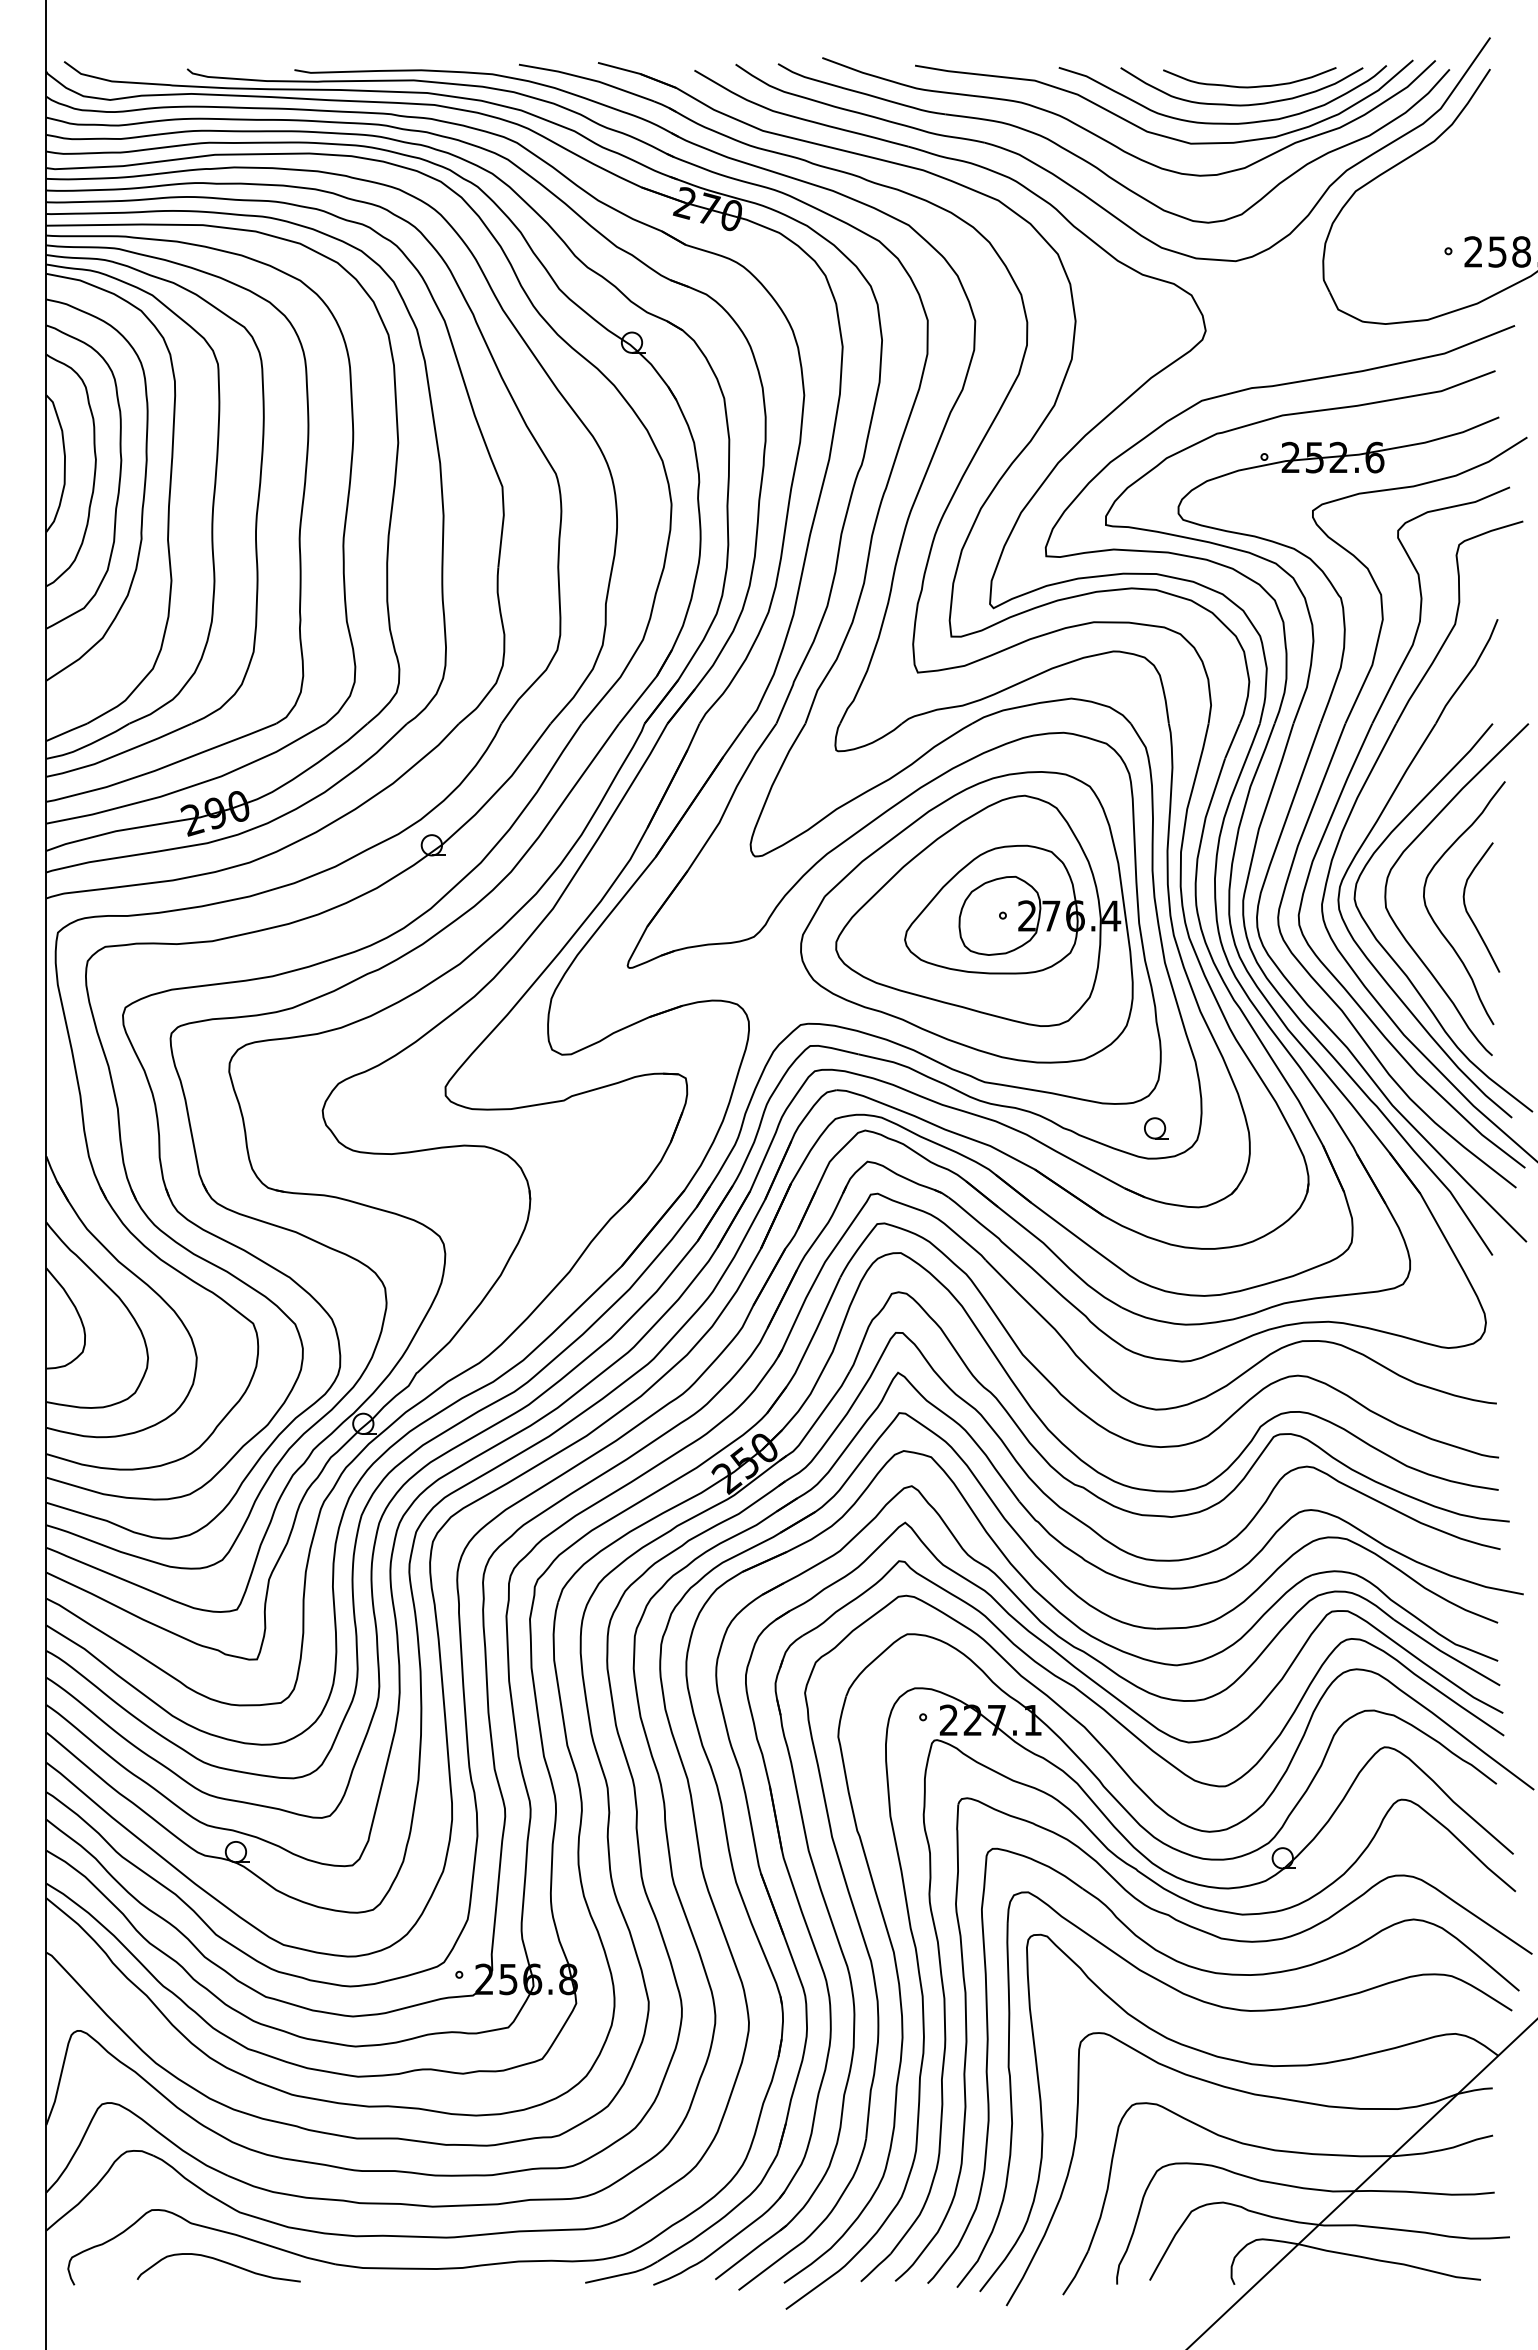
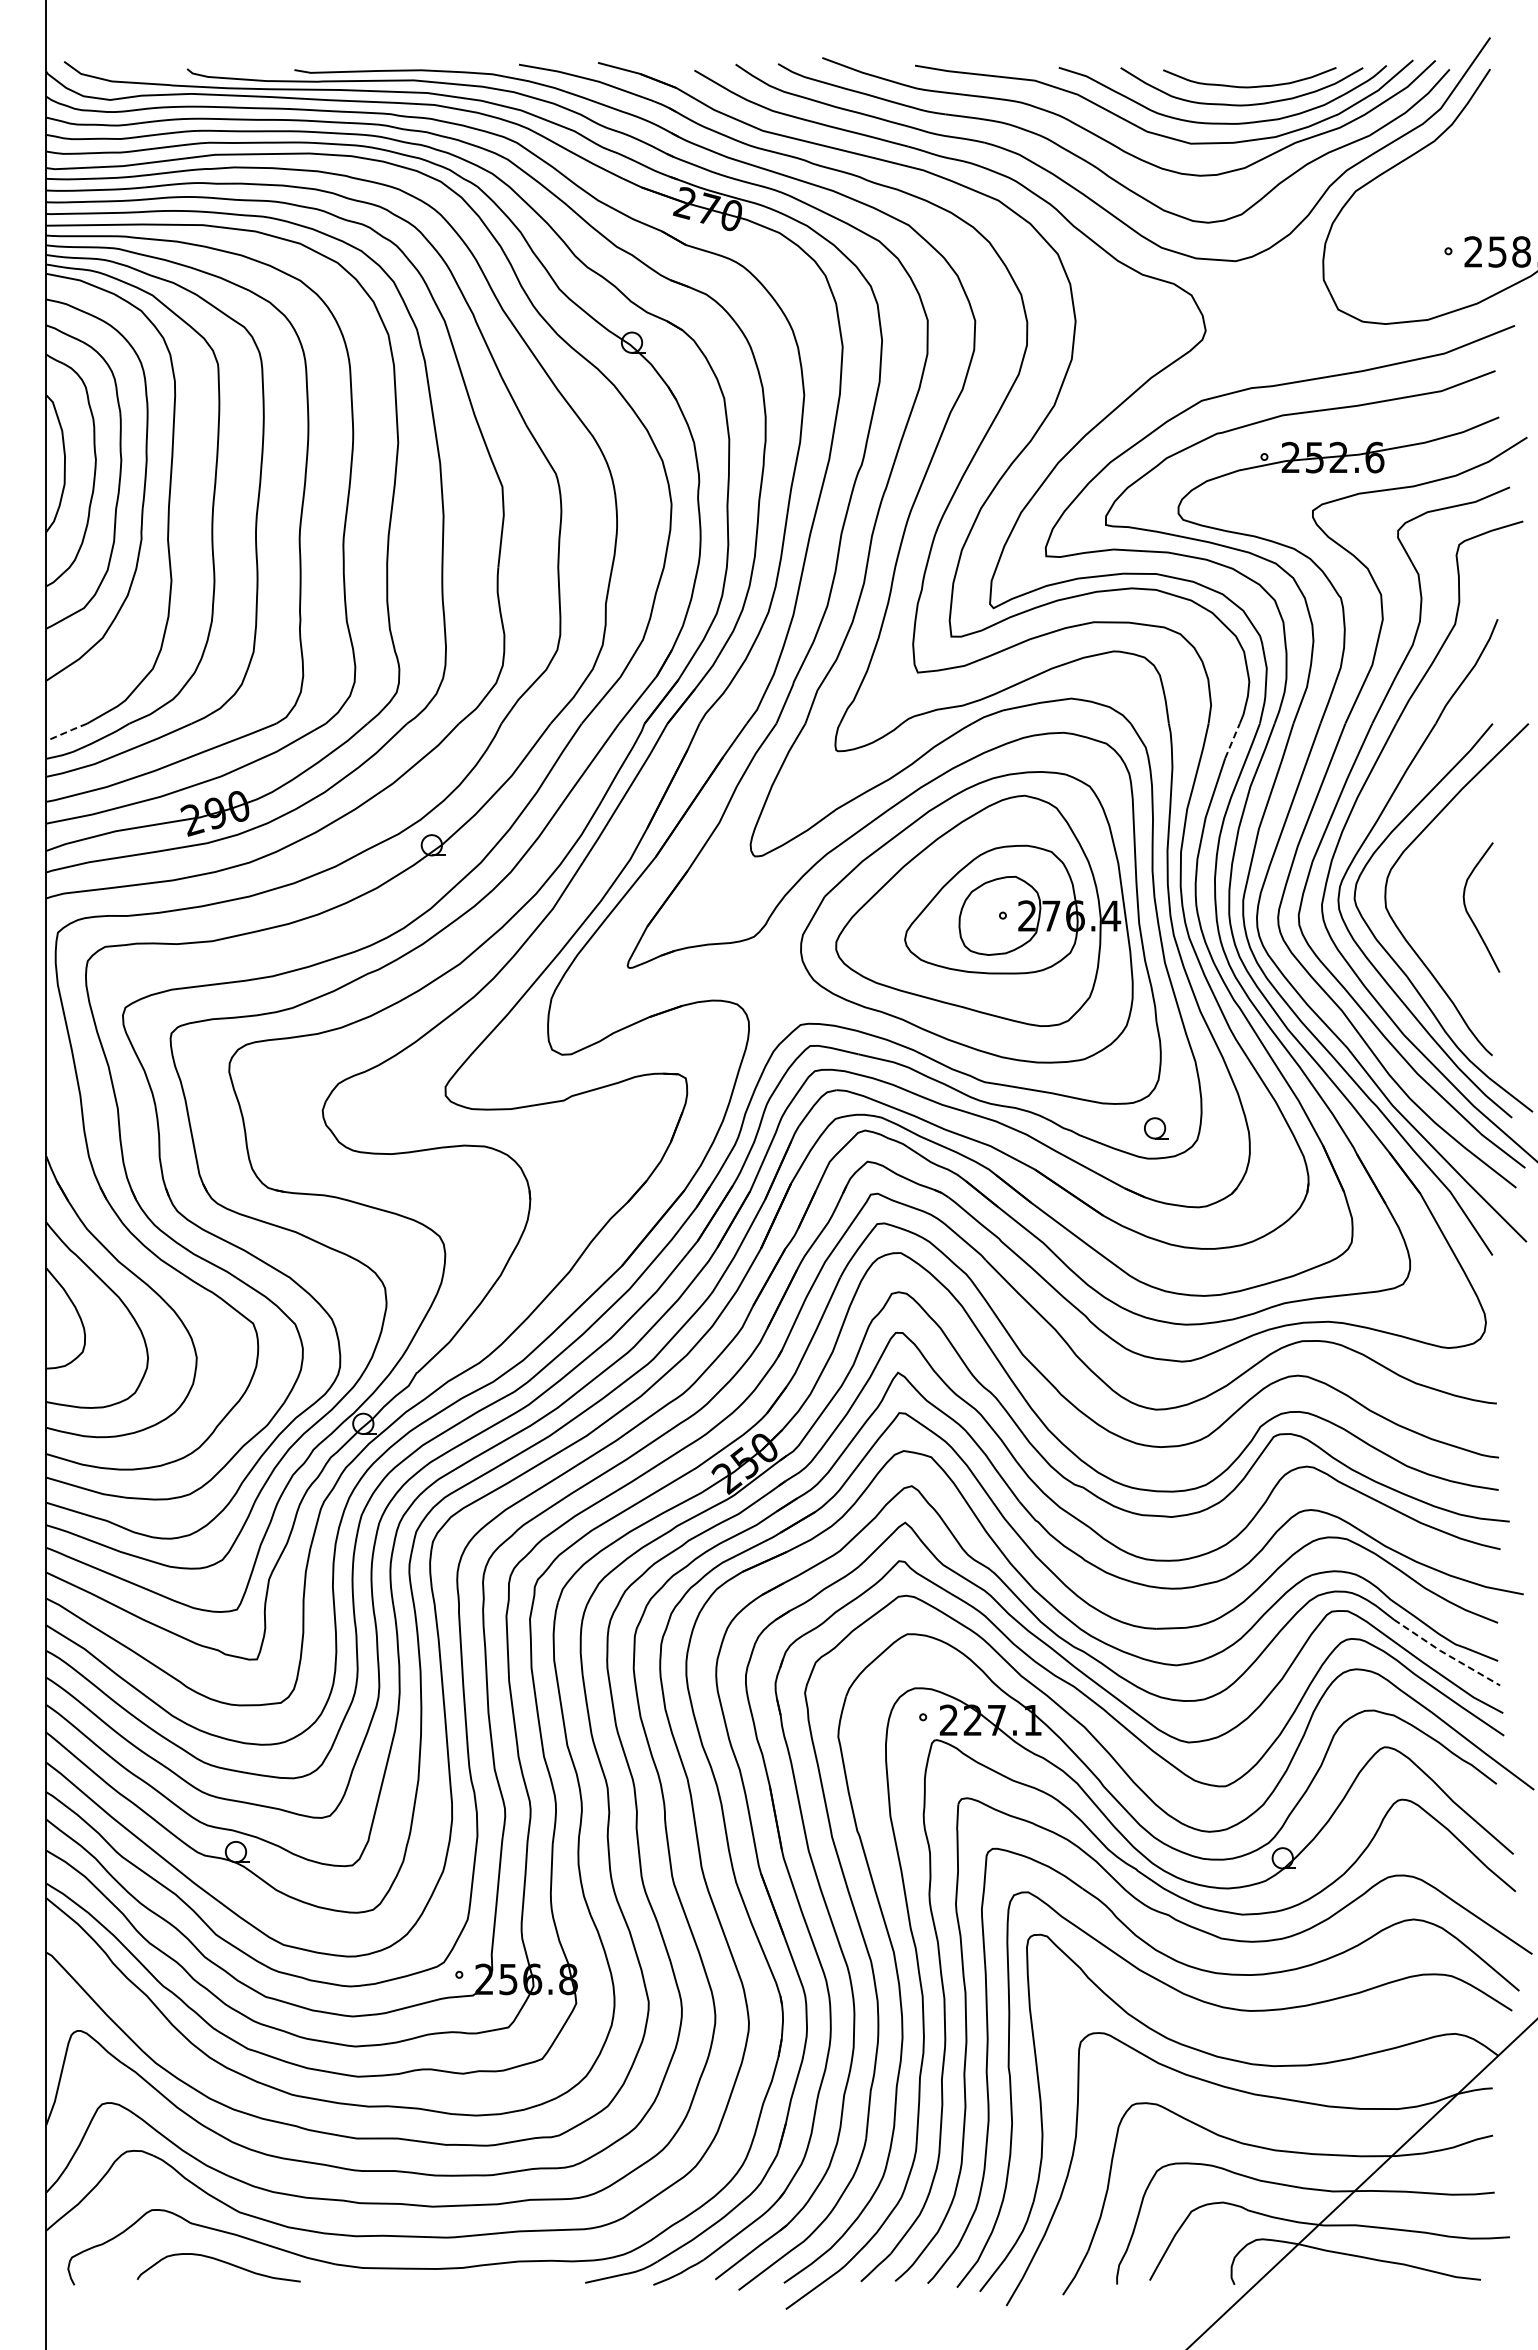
line: solid -> dashed (66, 732)
line: solid -> dashed (1232, 741)
curve: present -> none (1436, 923)
line: solid -> dashed (1446, 1654)
